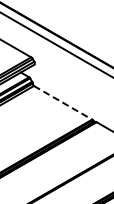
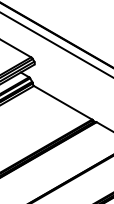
line: dashed -> solid (63, 102)
